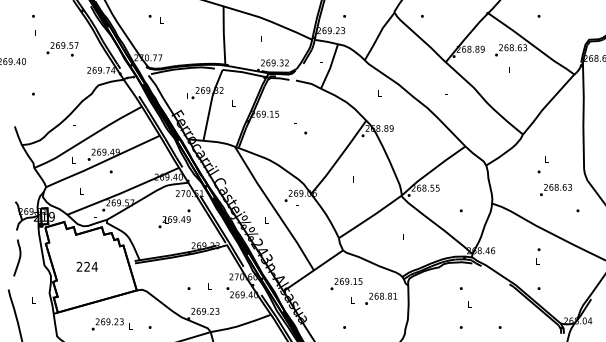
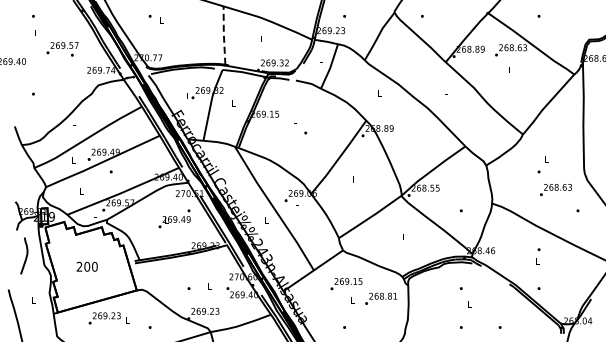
line: solid -> dashed (223, 35)
curve position: (18, 258) -> (25, 256) (25, 256)
text: 224 -> 200 (90, 266)
text position: (111, 324) -> (108, 318) (108, 318)
